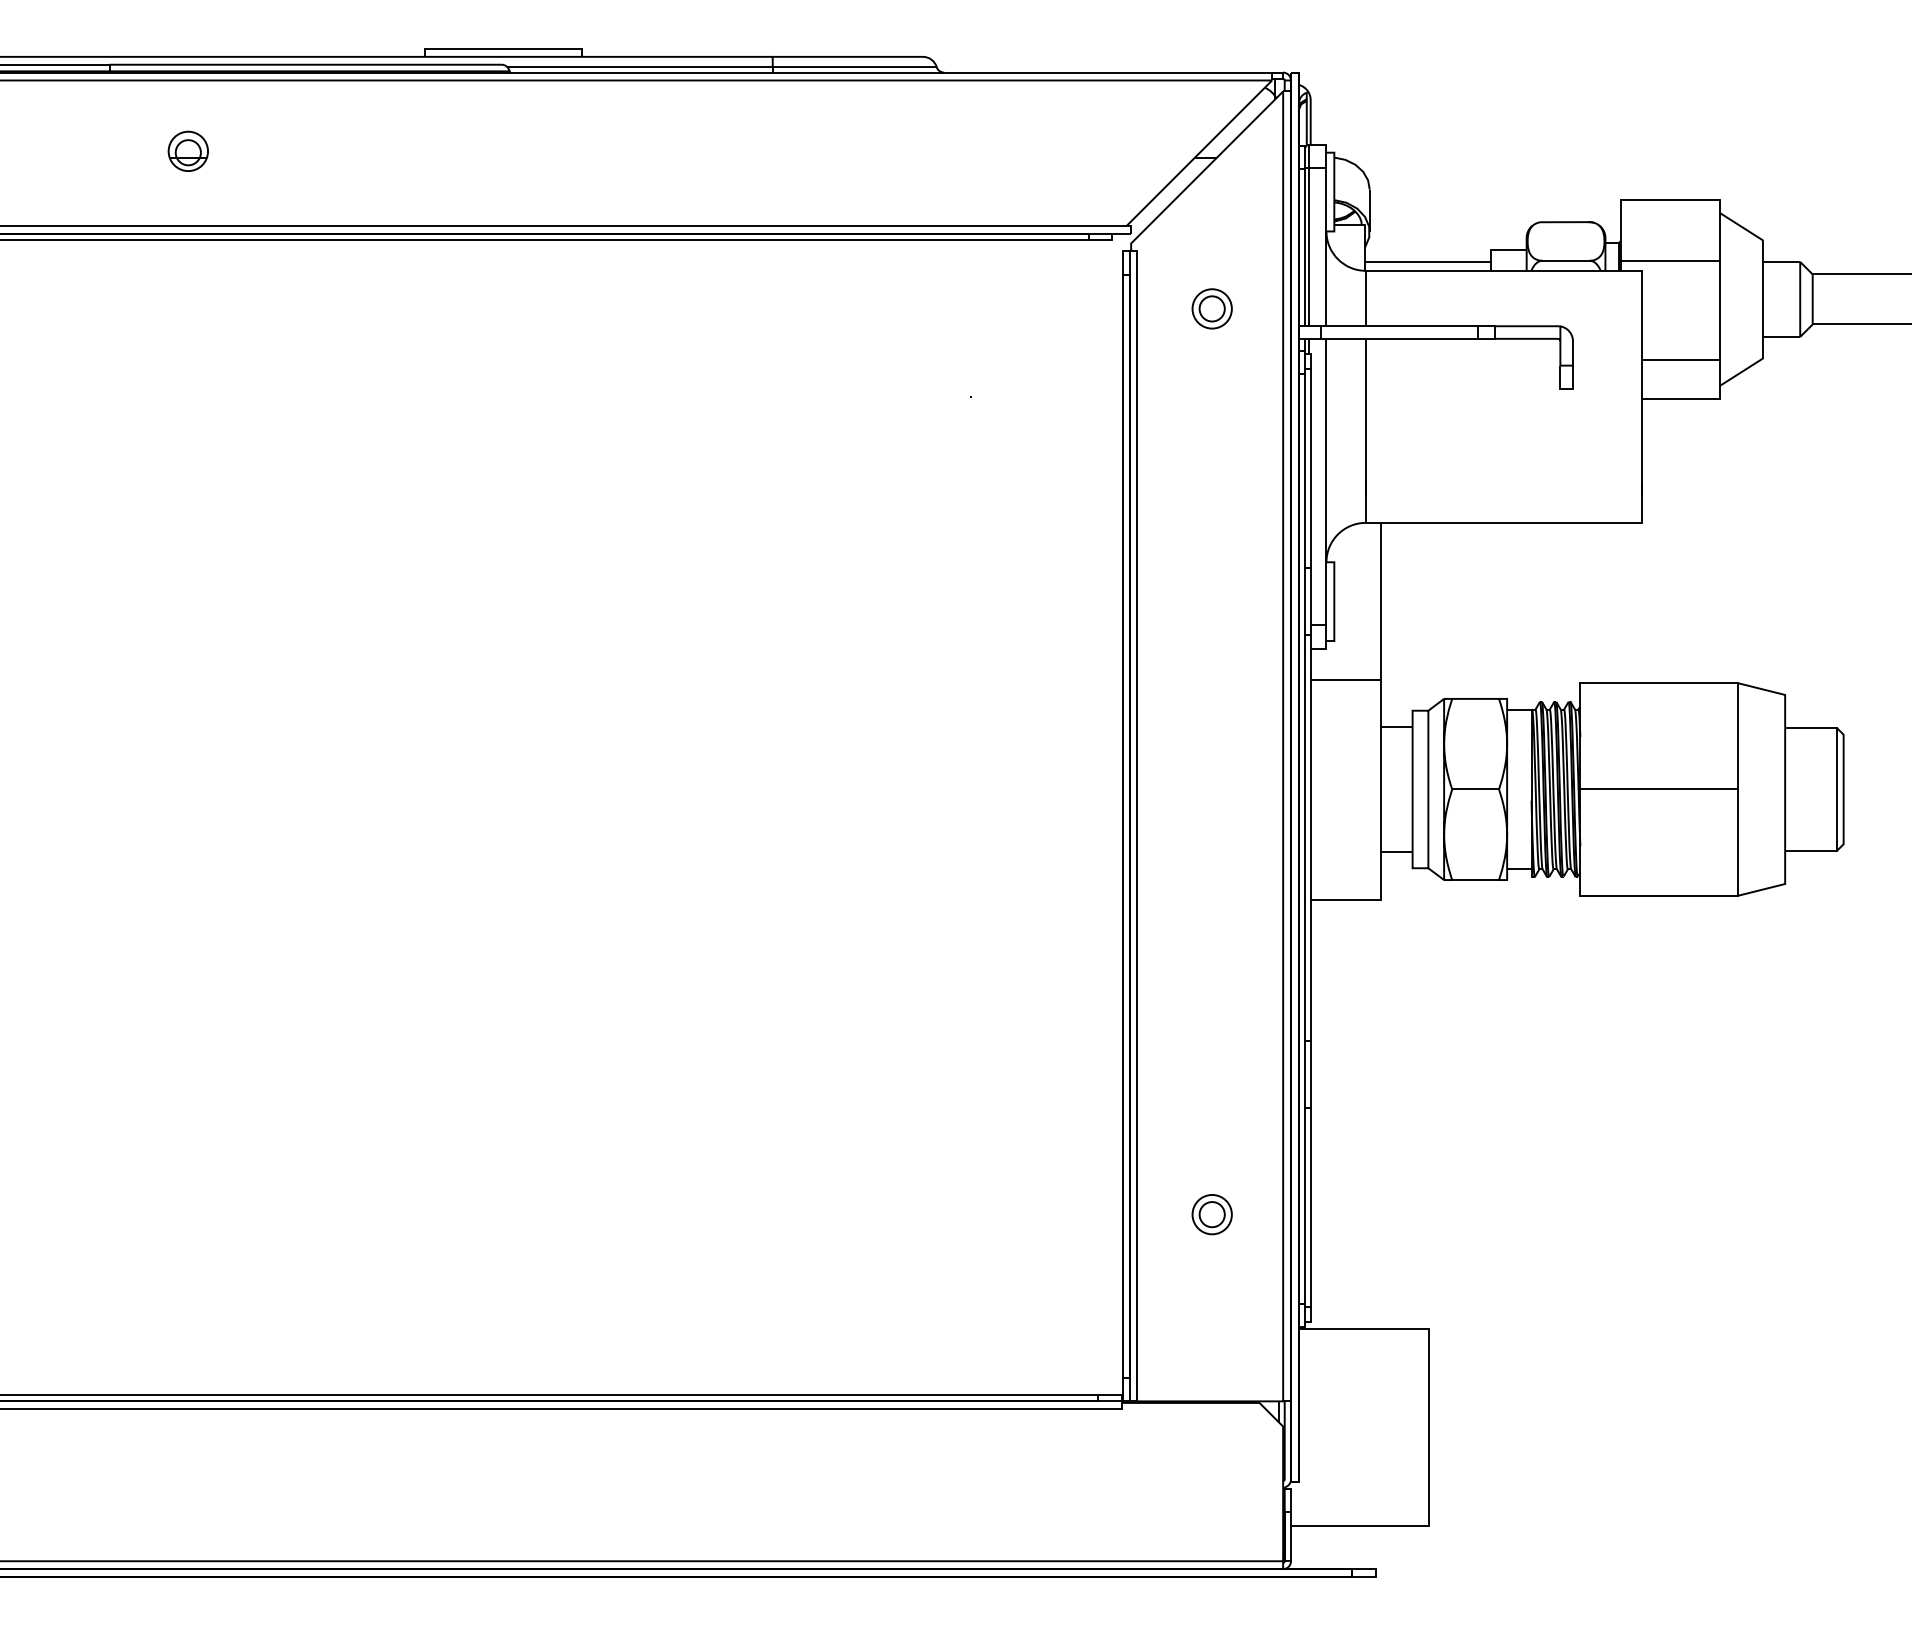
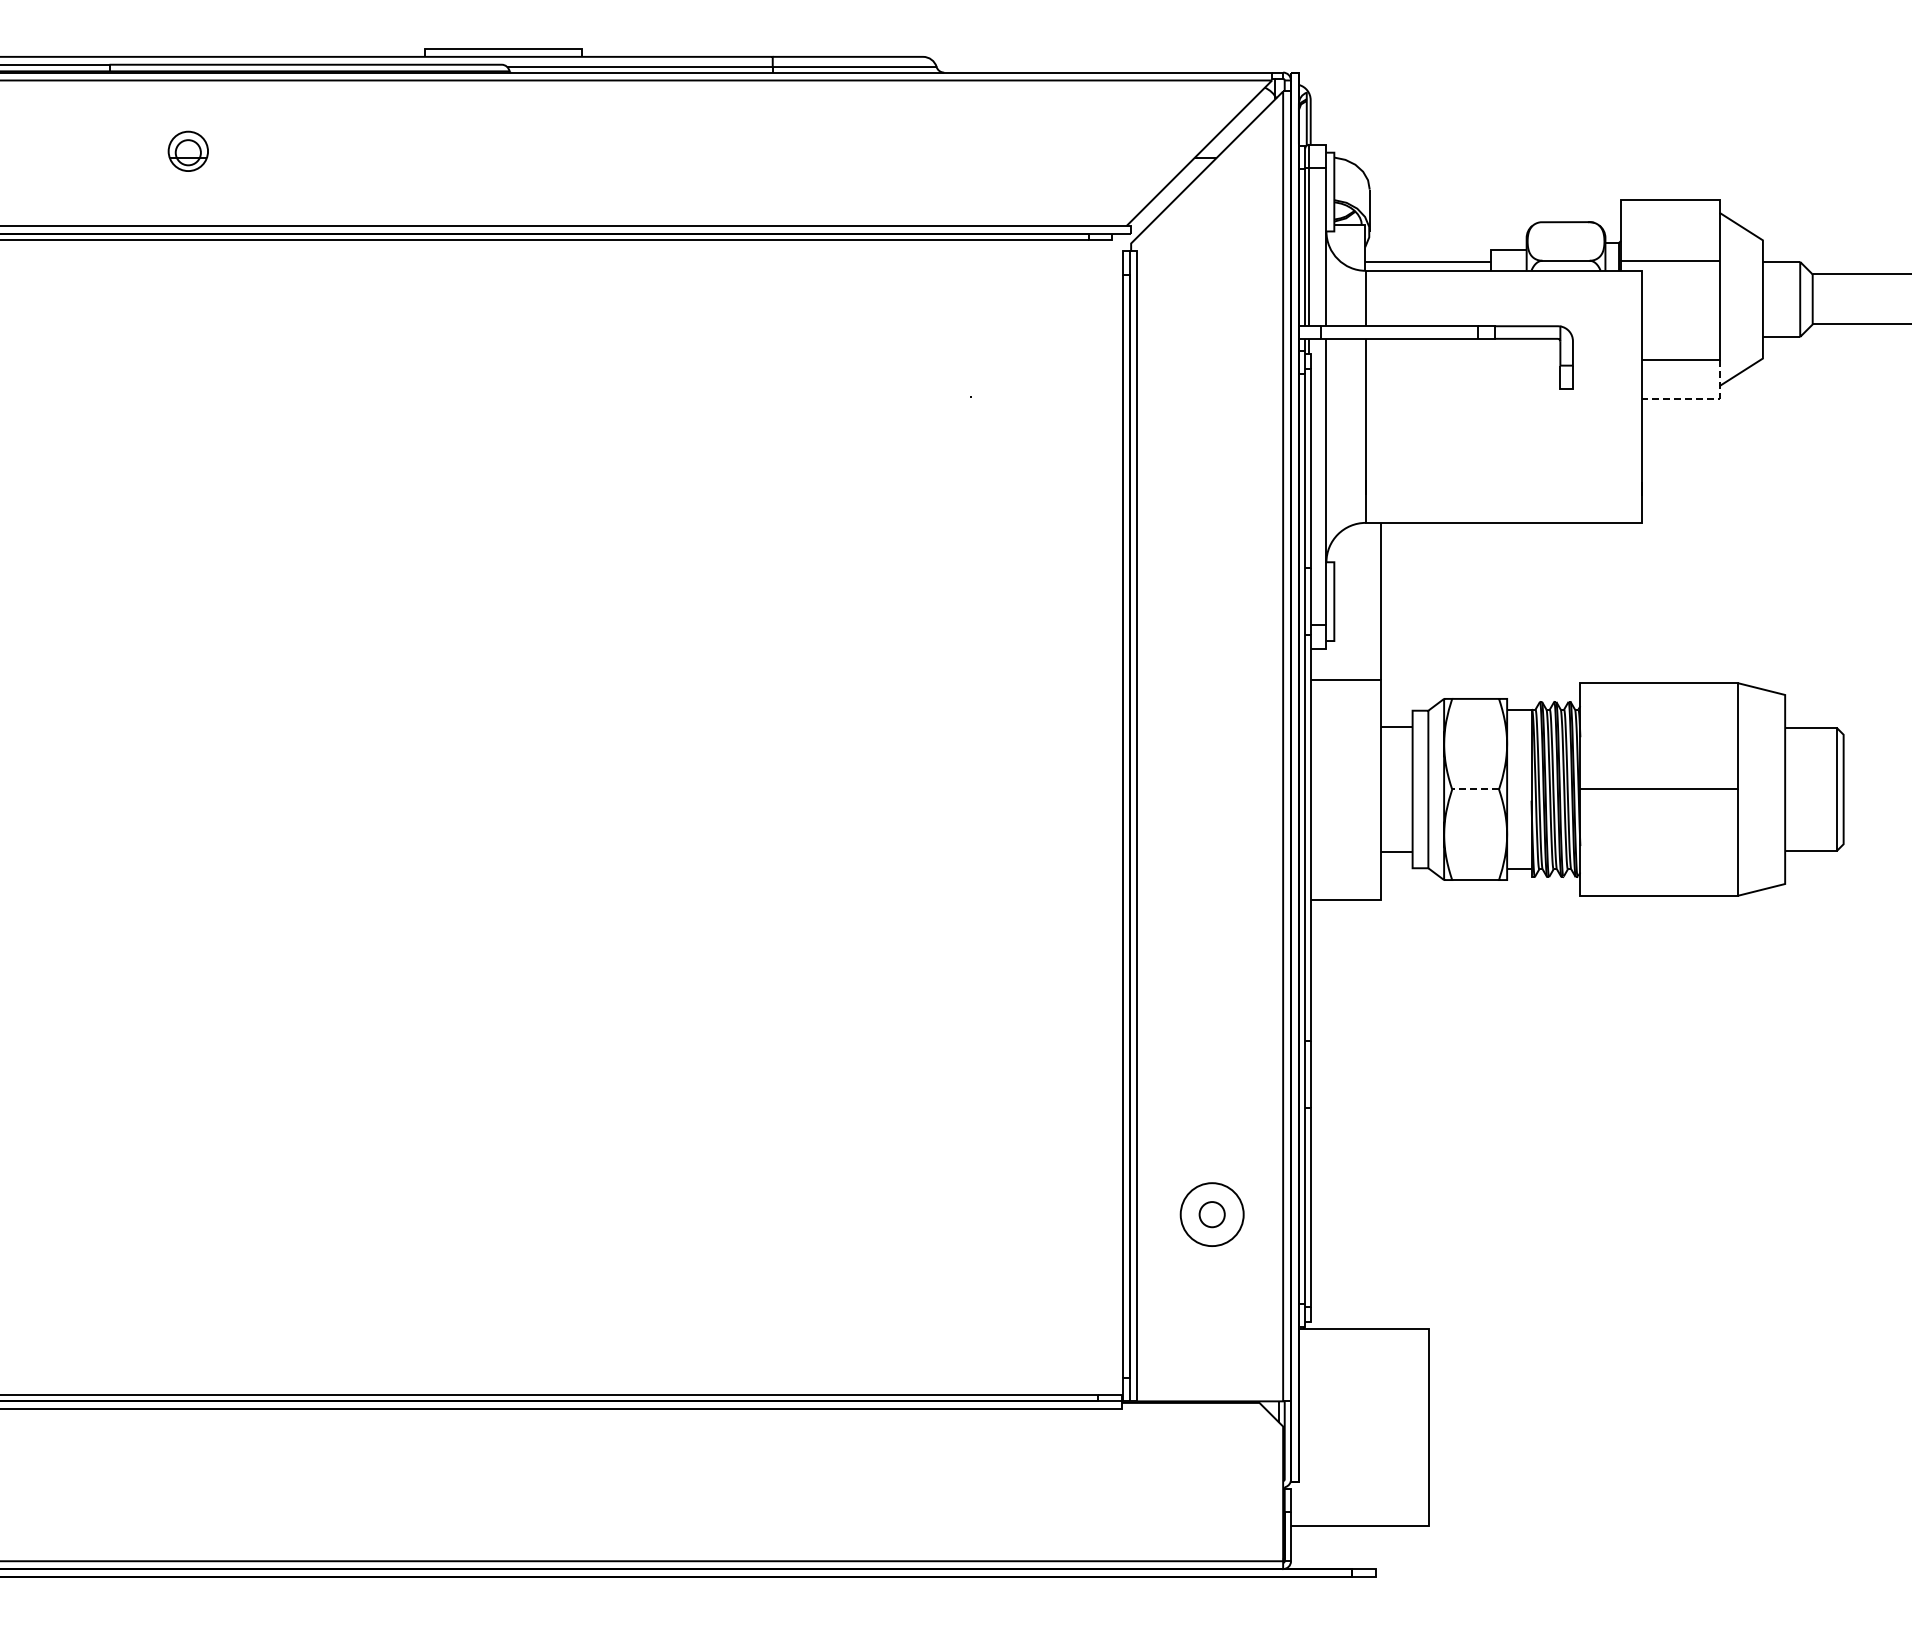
part: present -> none (1211, 308)
line: solid -> dashed (1700, 398)
line: solid -> dashed (1475, 789)
circle diameter: 39 px -> 63 px (1211, 1214)
